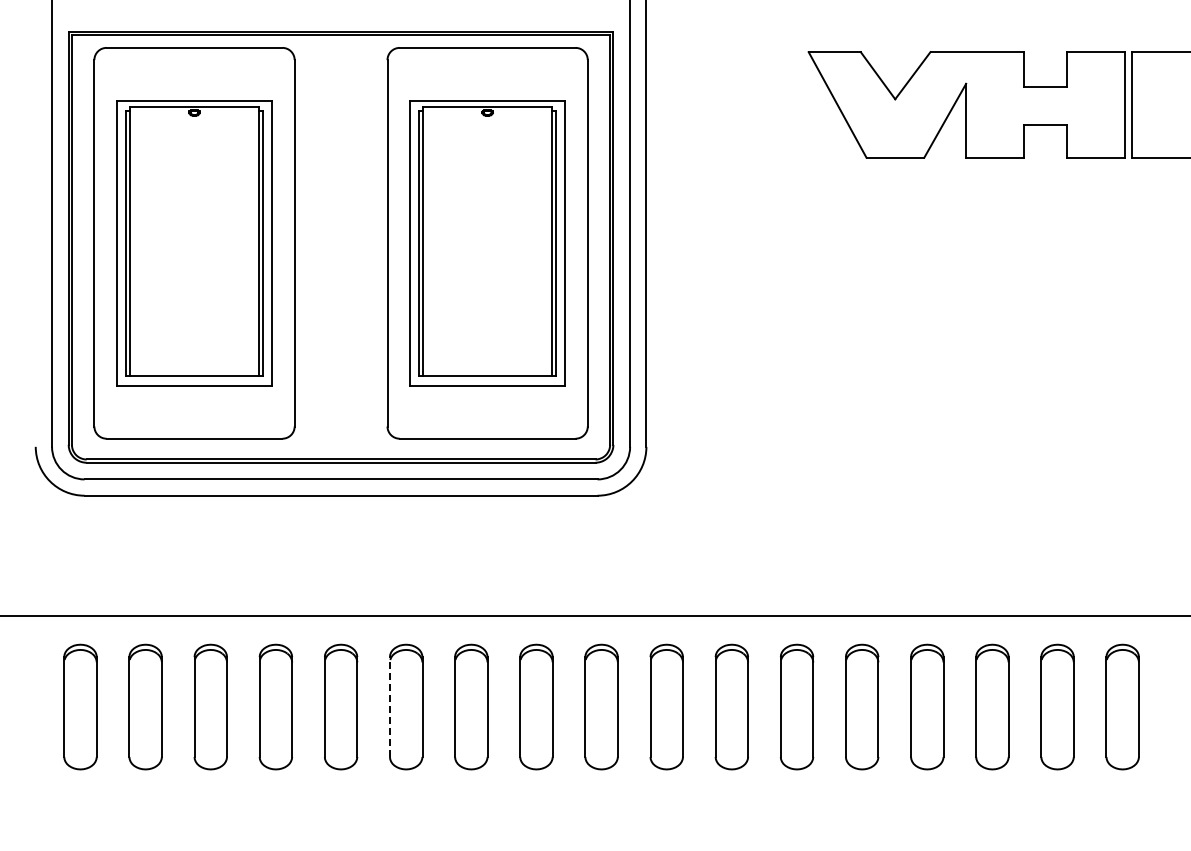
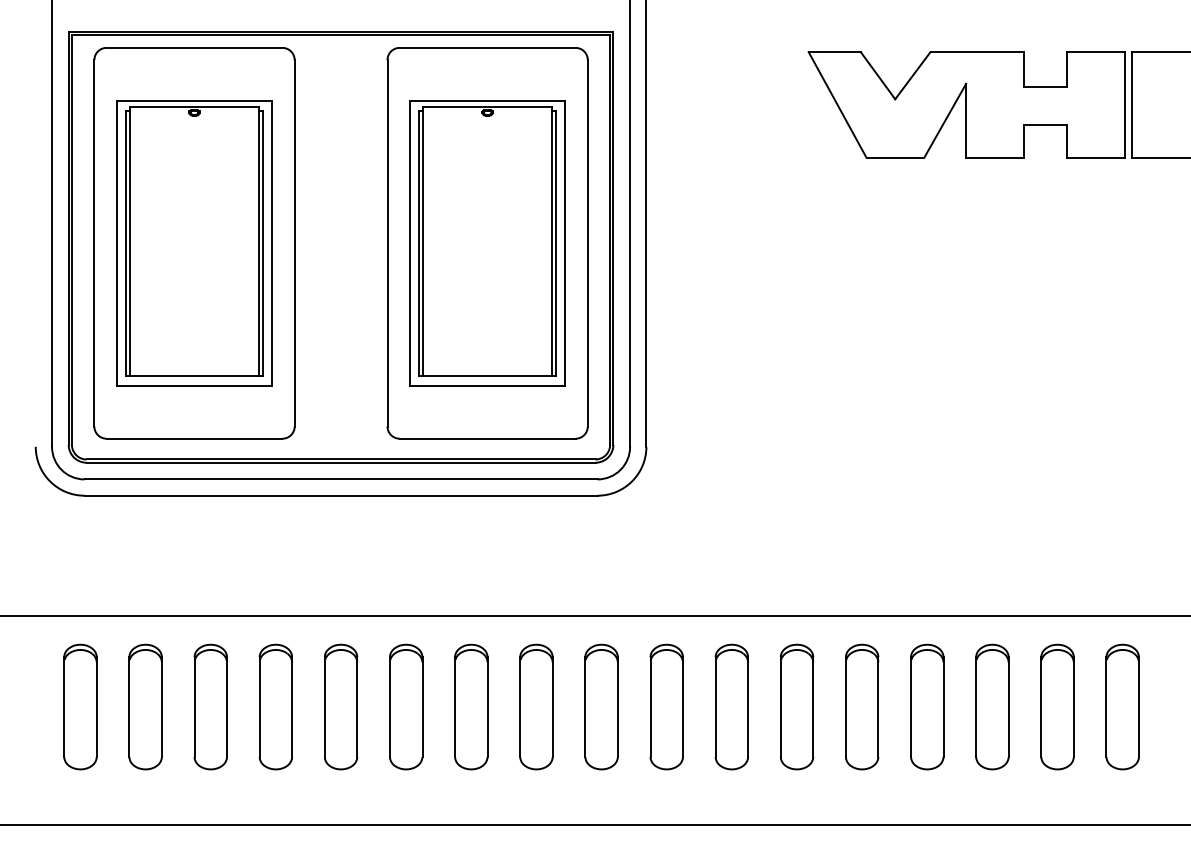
line: dashed -> solid (389, 707)
line: none -> present (594, 825)
